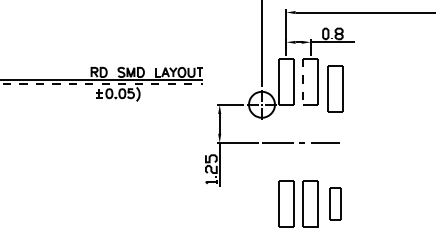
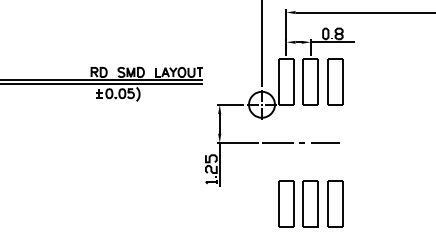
line: dashed -> solid (303, 81)
line: dashed -> solid (101, 84)
part position: (335, 88) -> (335, 81) (335, 81)
part size: 13x34 px -> 17x48 px (335, 203)
